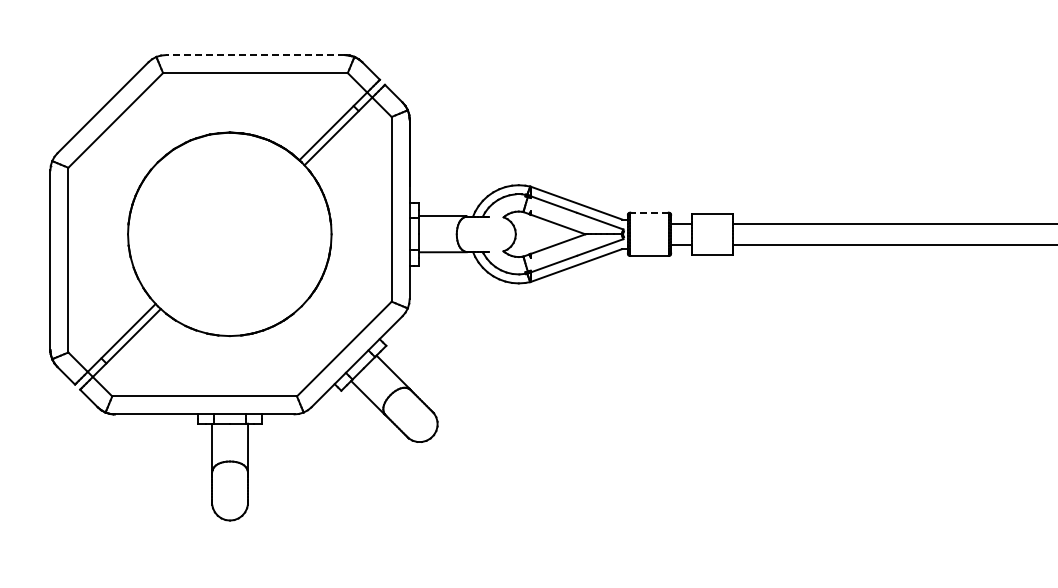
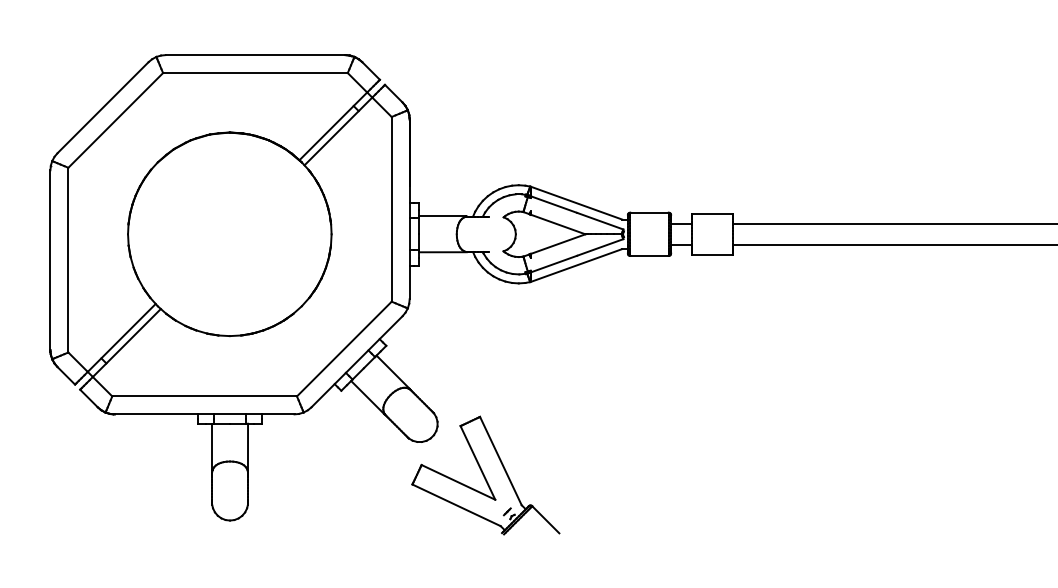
line: dashed -> solid (255, 55)
line: dashed -> solid (649, 212)
part: none -> present (485, 475)
